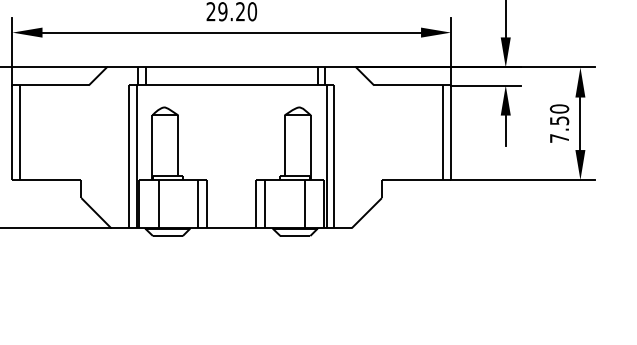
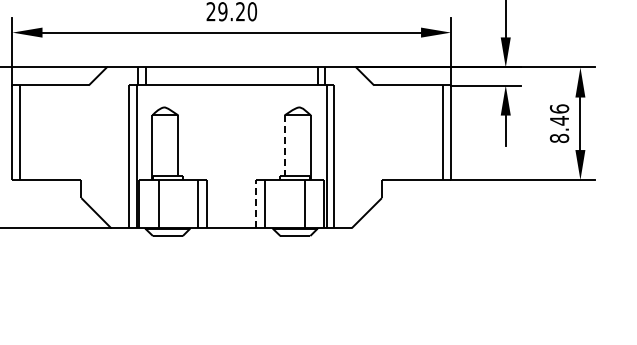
text: 7.50 -> 8.46 (559, 123)
line: solid -> dashed (284, 146)
line: solid -> dashed (256, 203)
